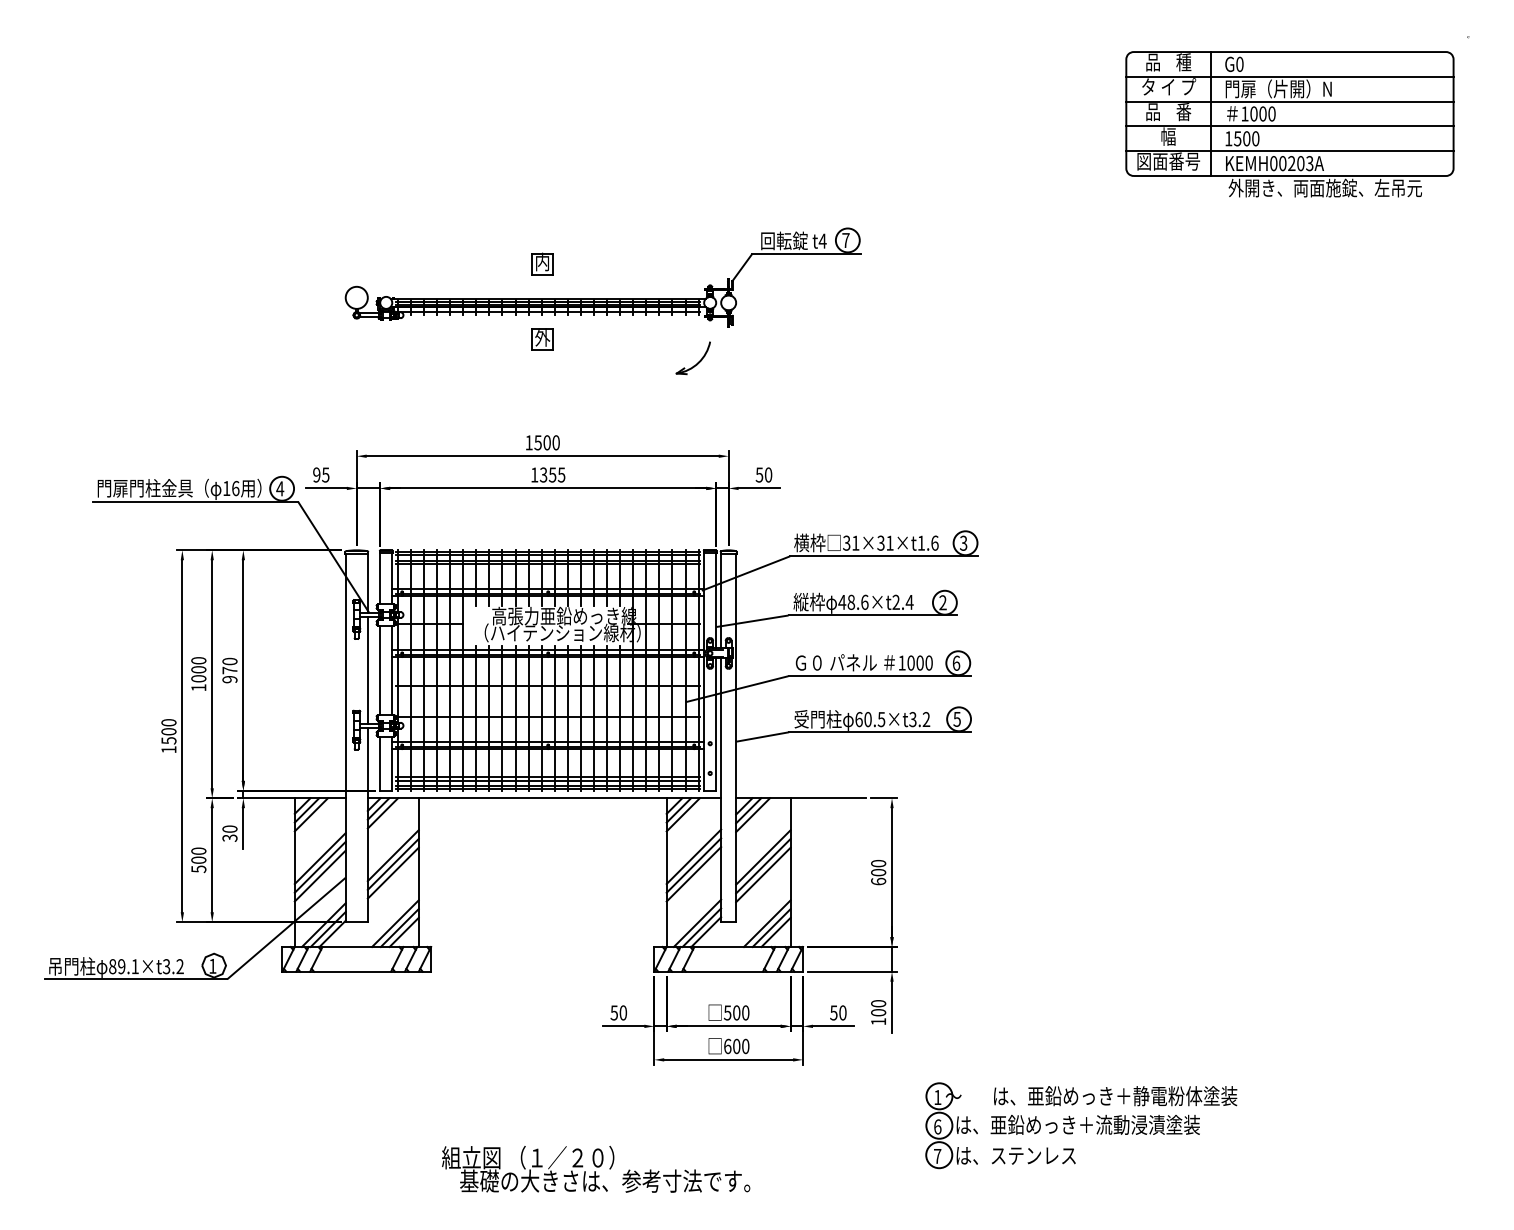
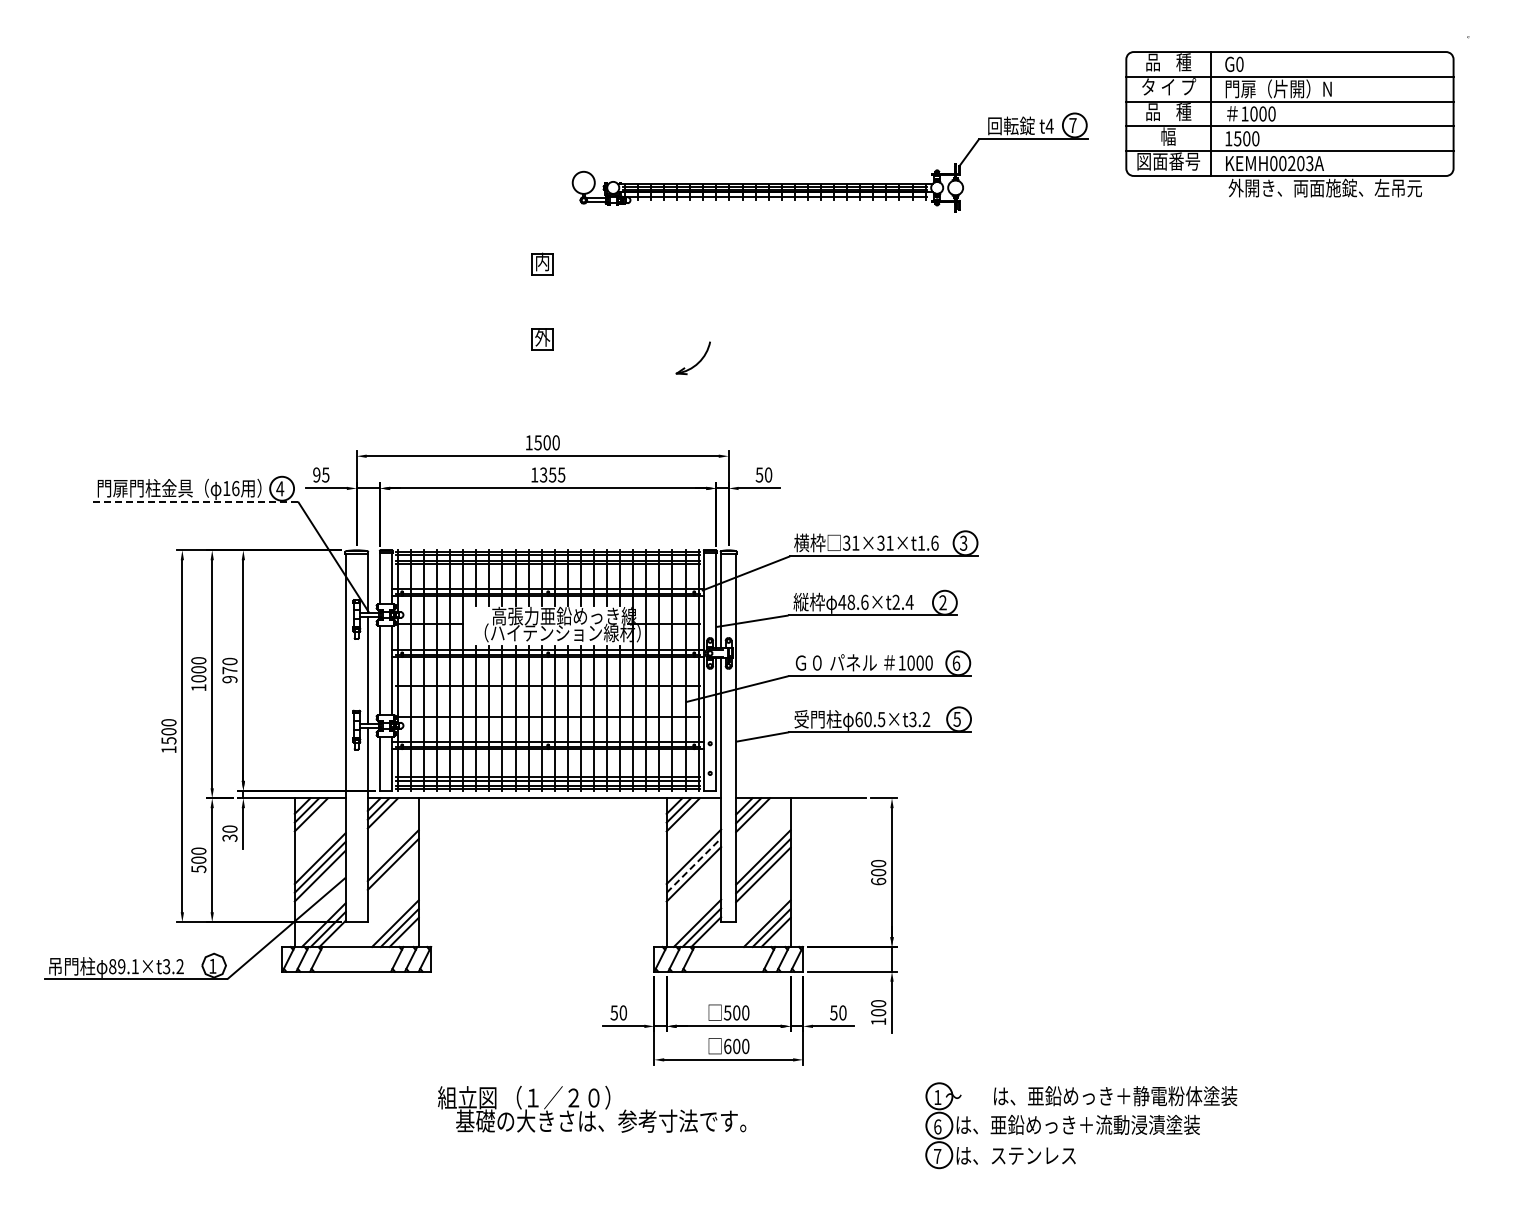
text: 品    番 -> 品    種 (1183, 111)
part position: (602, 298) -> (829, 183) (829, 183)
line: solid -> dashed (196, 501)
line: solid -> dashed (693, 865)
line: present -> none (392, 872)
text position: (596, 1169) -> (592, 1109) (592, 1109)
